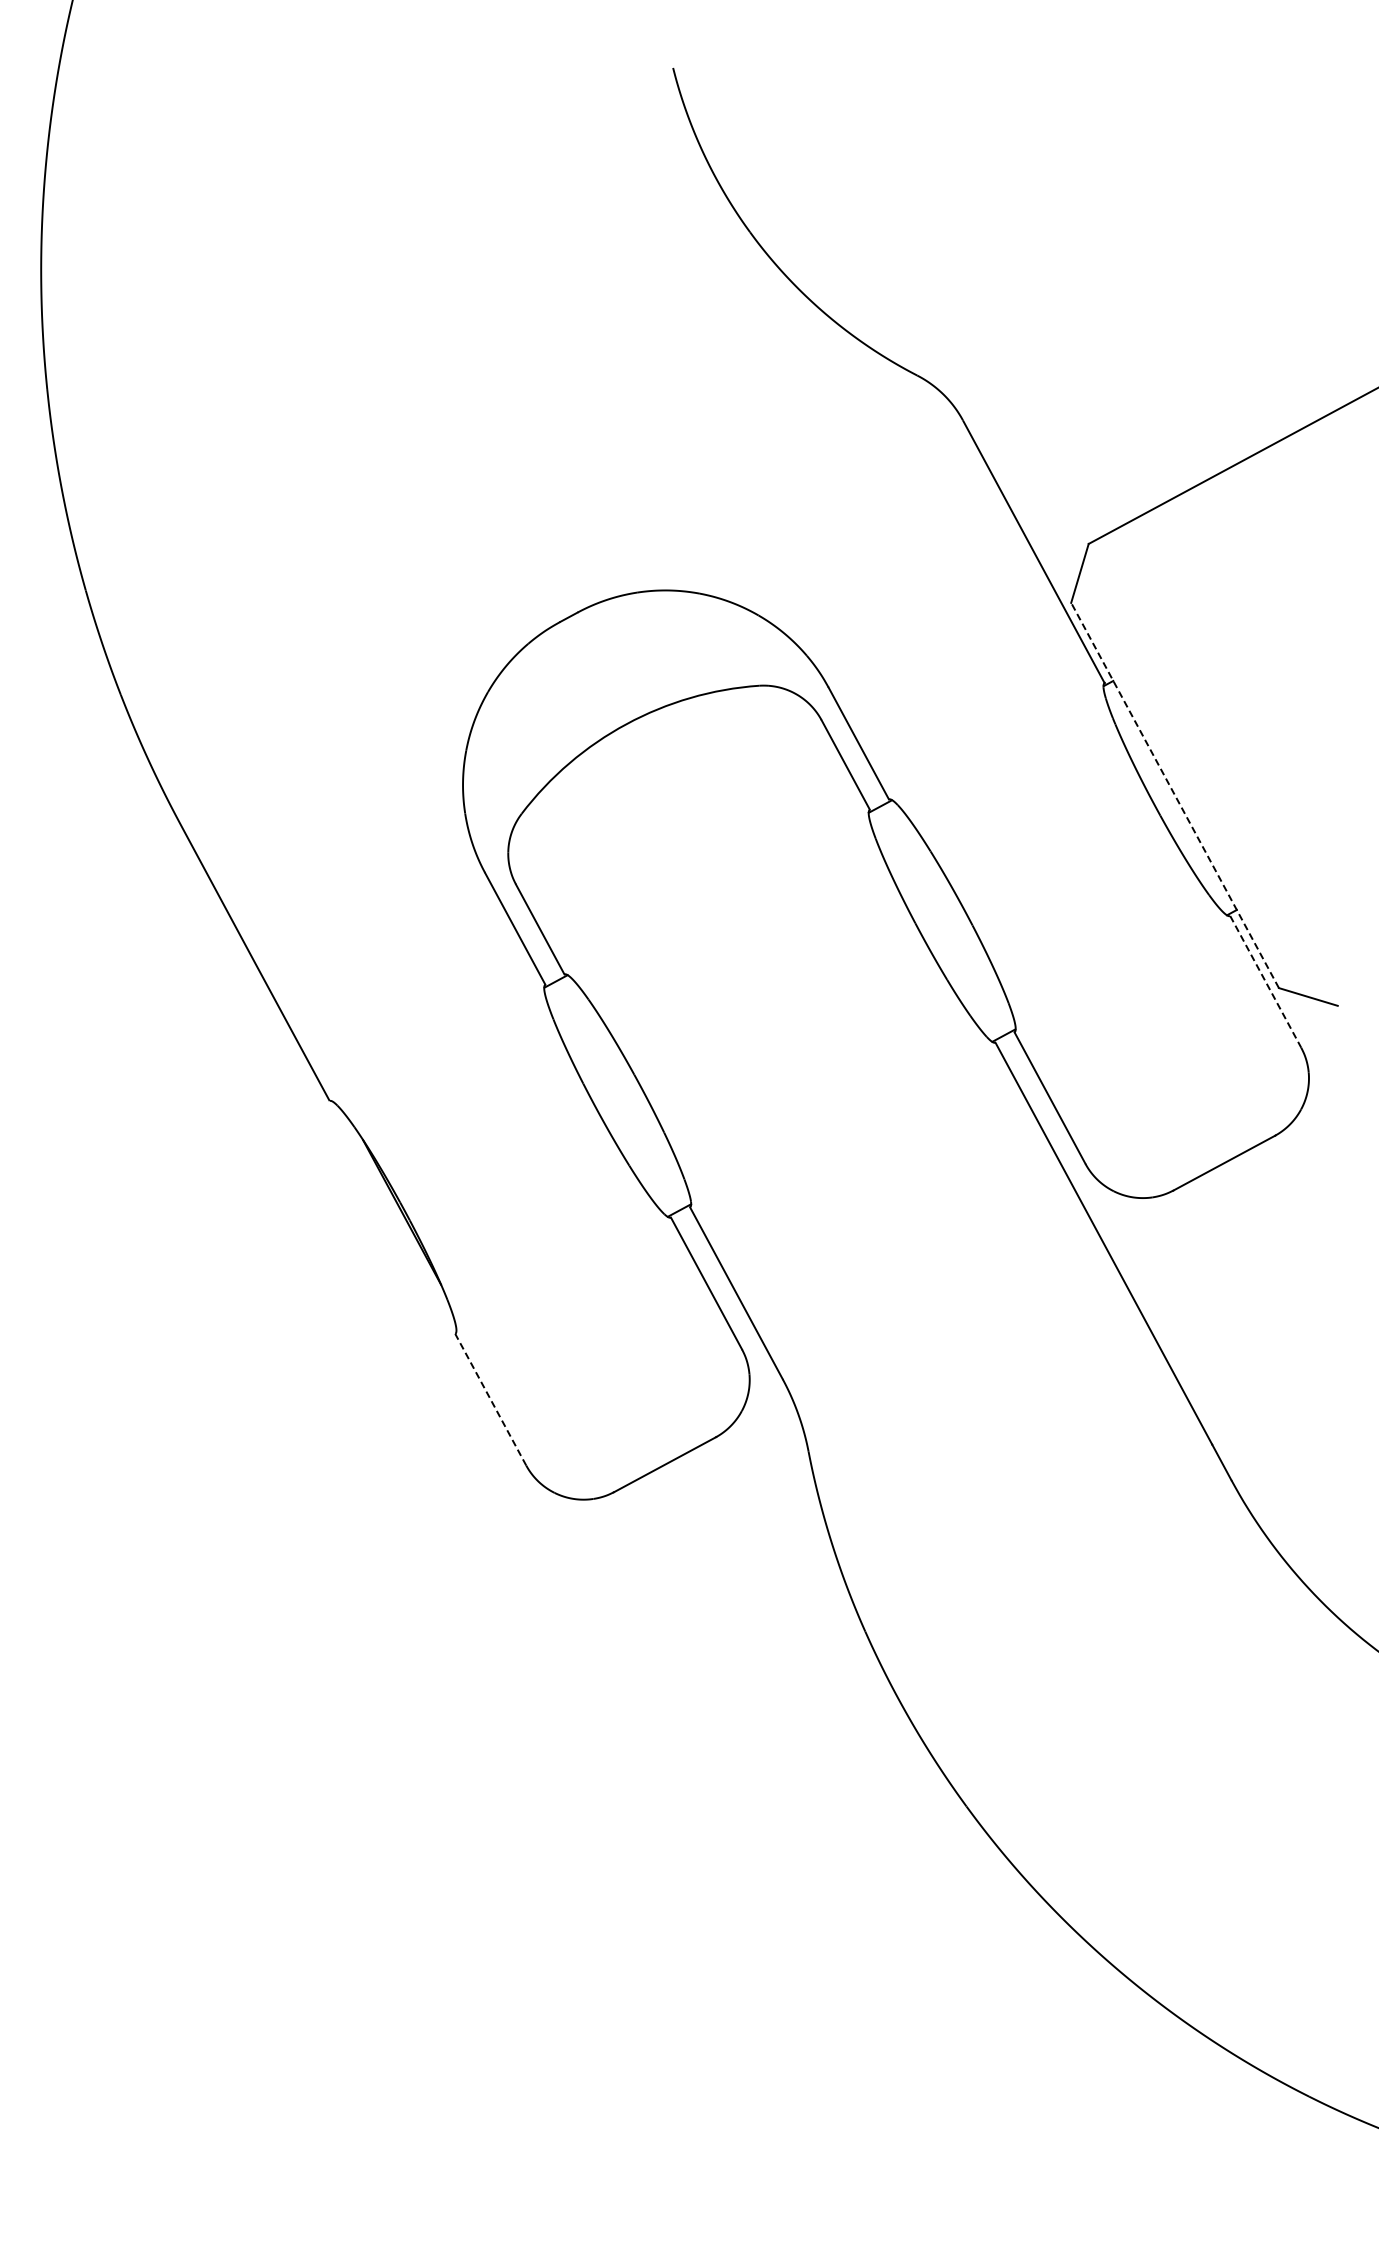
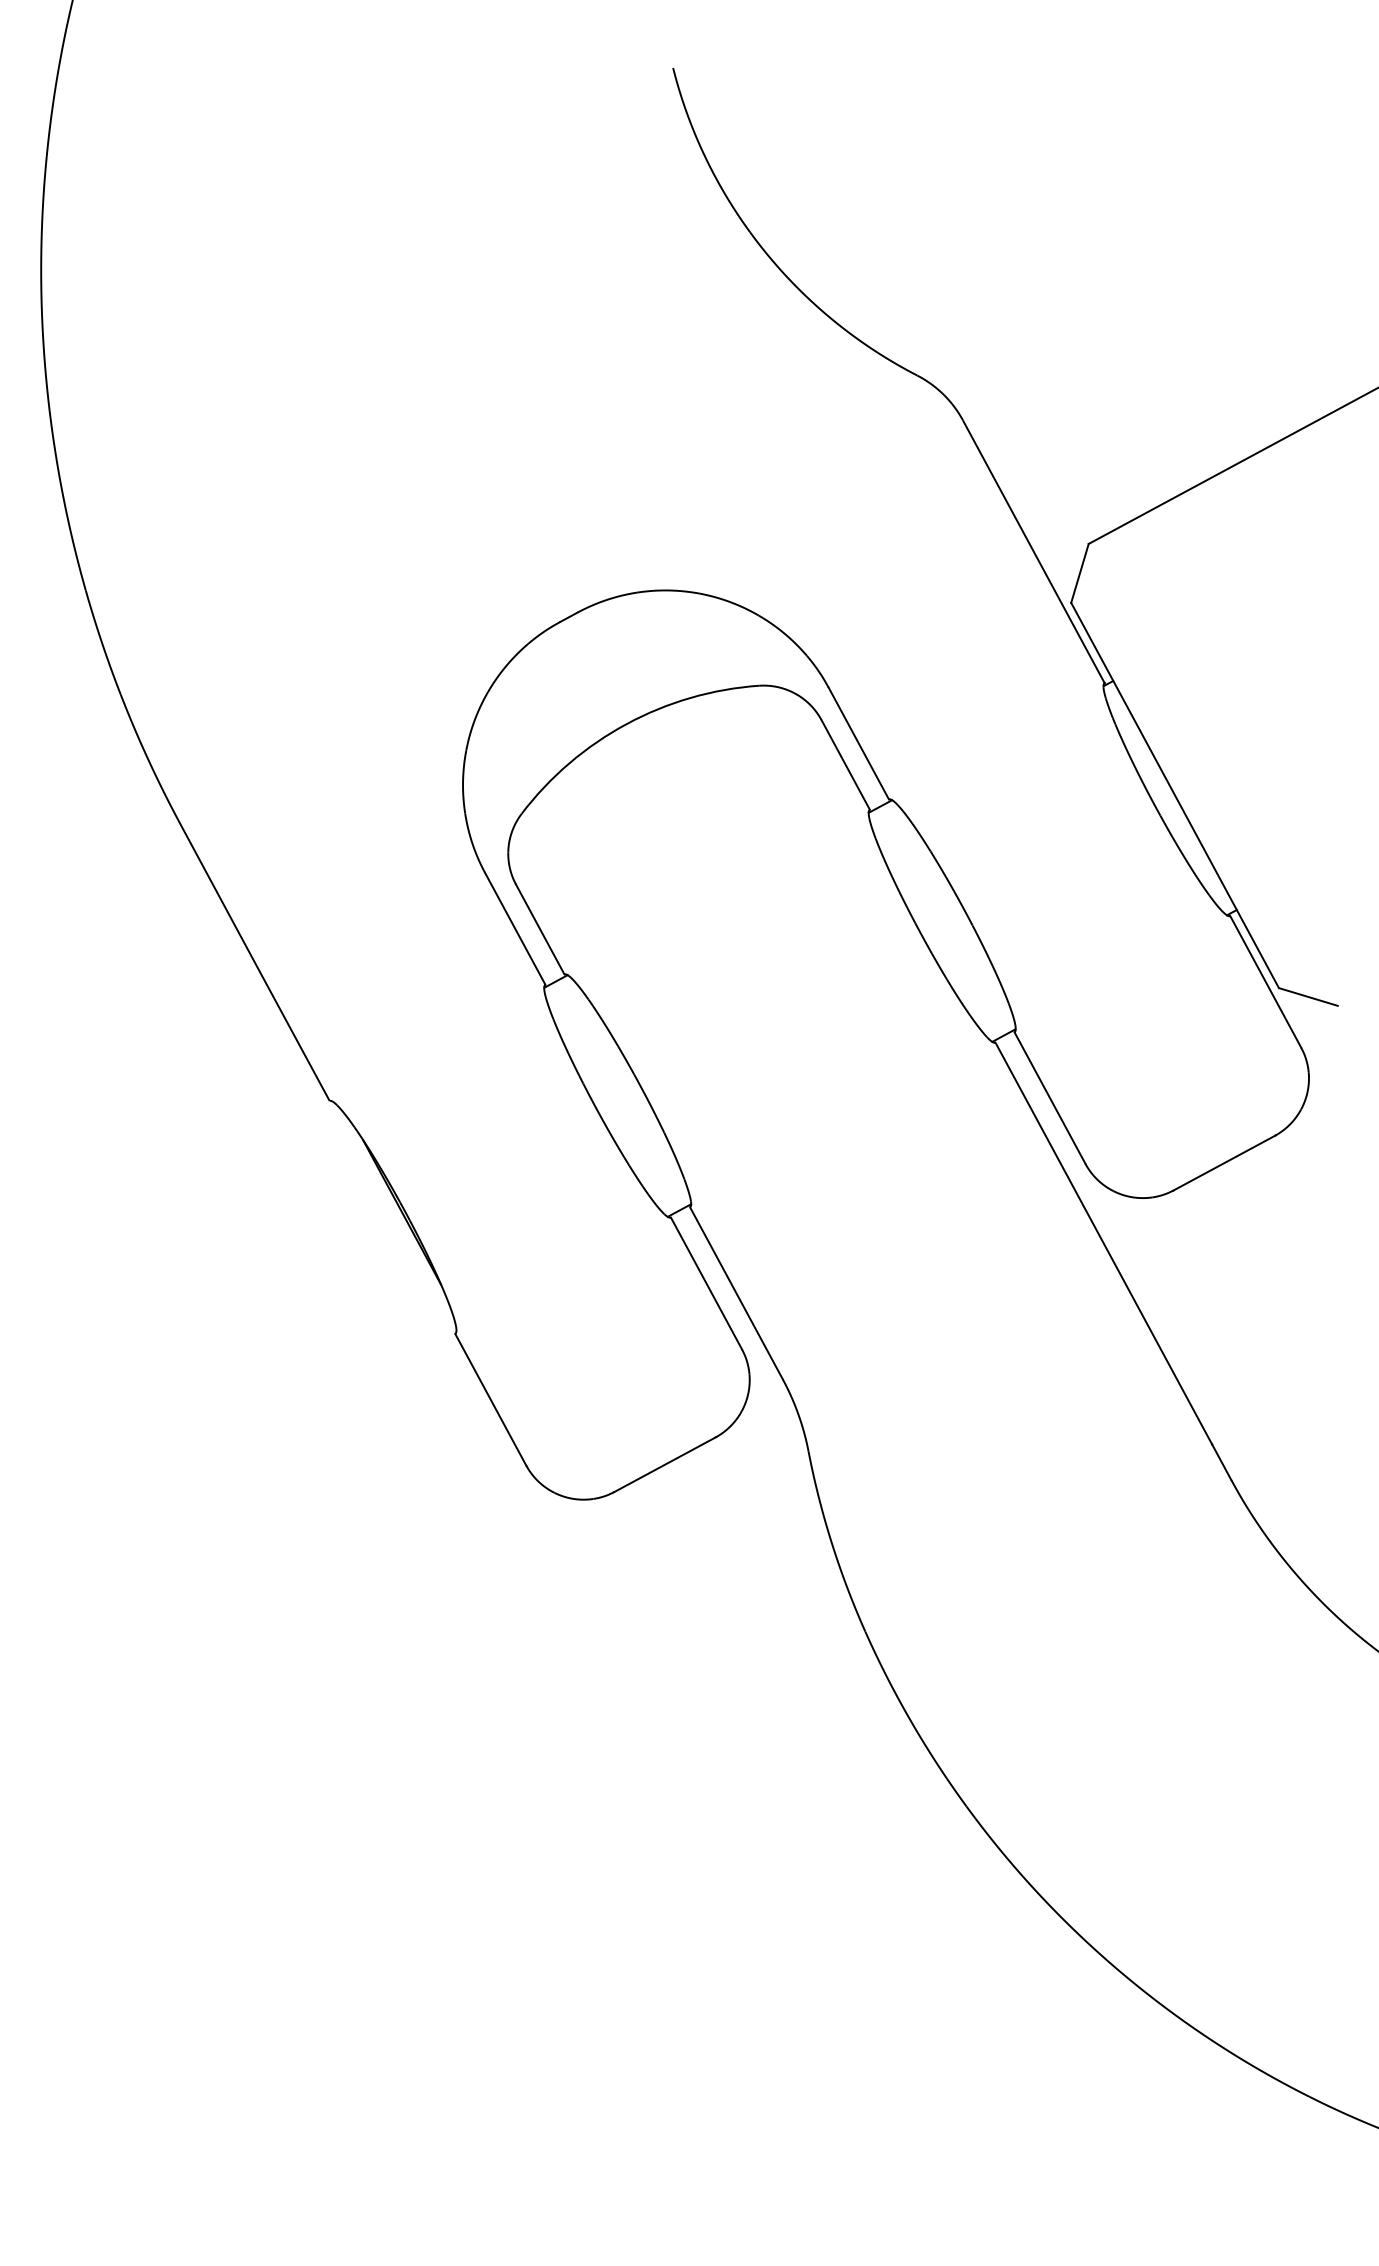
line: dashed -> solid (1175, 795)
line: dashed -> solid (1265, 981)
line: dashed -> solid (490, 1399)
